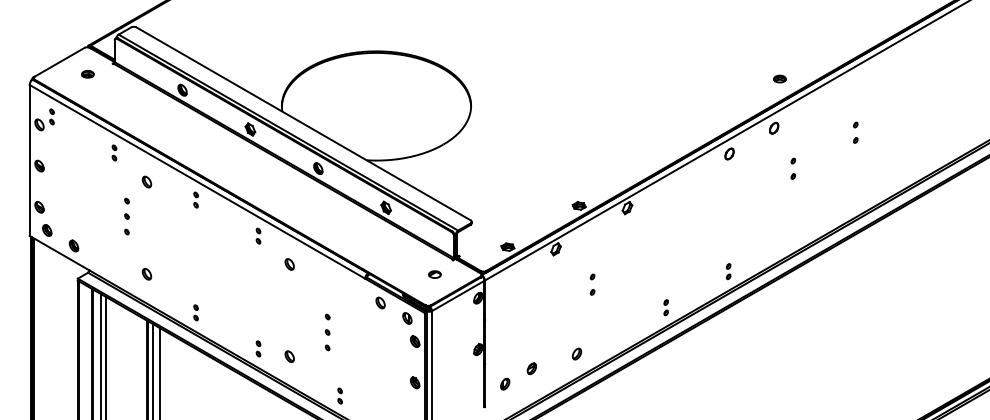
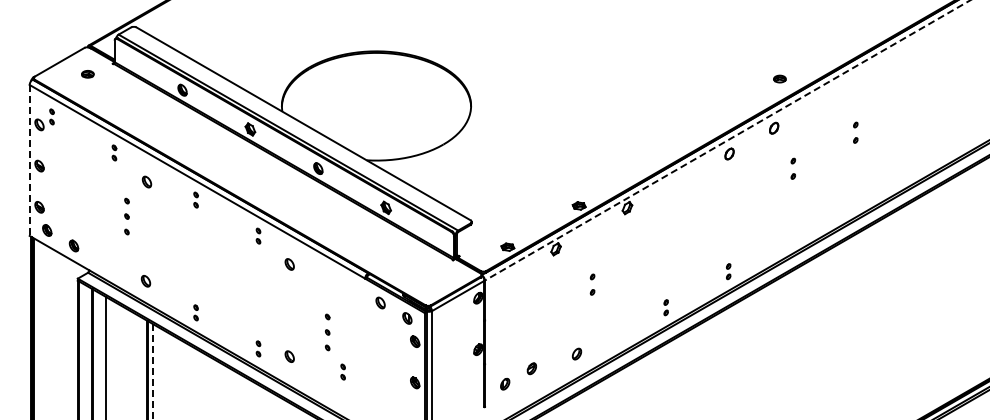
line: solid -> dashed (727, 140)
line: solid -> dashed (29, 160)
part position: (146, 274) -> (145, 281) (145, 281)
part: present -> none (434, 274)
line: present -> none (100, 354)
line: solid -> dashed (152, 371)
line: present -> none (159, 372)
part position: (339, 395) -> (342, 371) (342, 371)
